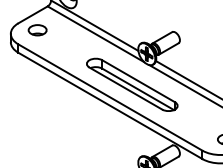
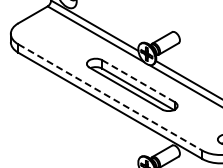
part: present -> none (37, 30)
line: solid -> dashed (139, 81)
line: solid -> dashed (110, 97)
